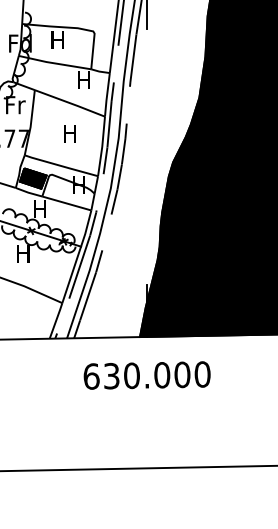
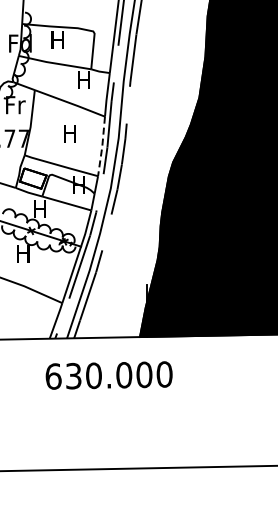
line: present -> none (147, 16)
line: solid -> dashed (102, 146)
fill: present -> none (33, 178)
text position: (146, 375) -> (108, 375) (108, 375)
